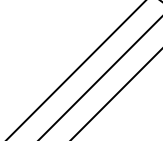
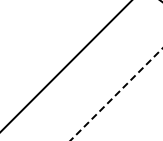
line position: (76, 69) -> (66, 66) (66, 66)
line: present -> none (100, 77)
line: solid -> dashed (116, 94)
